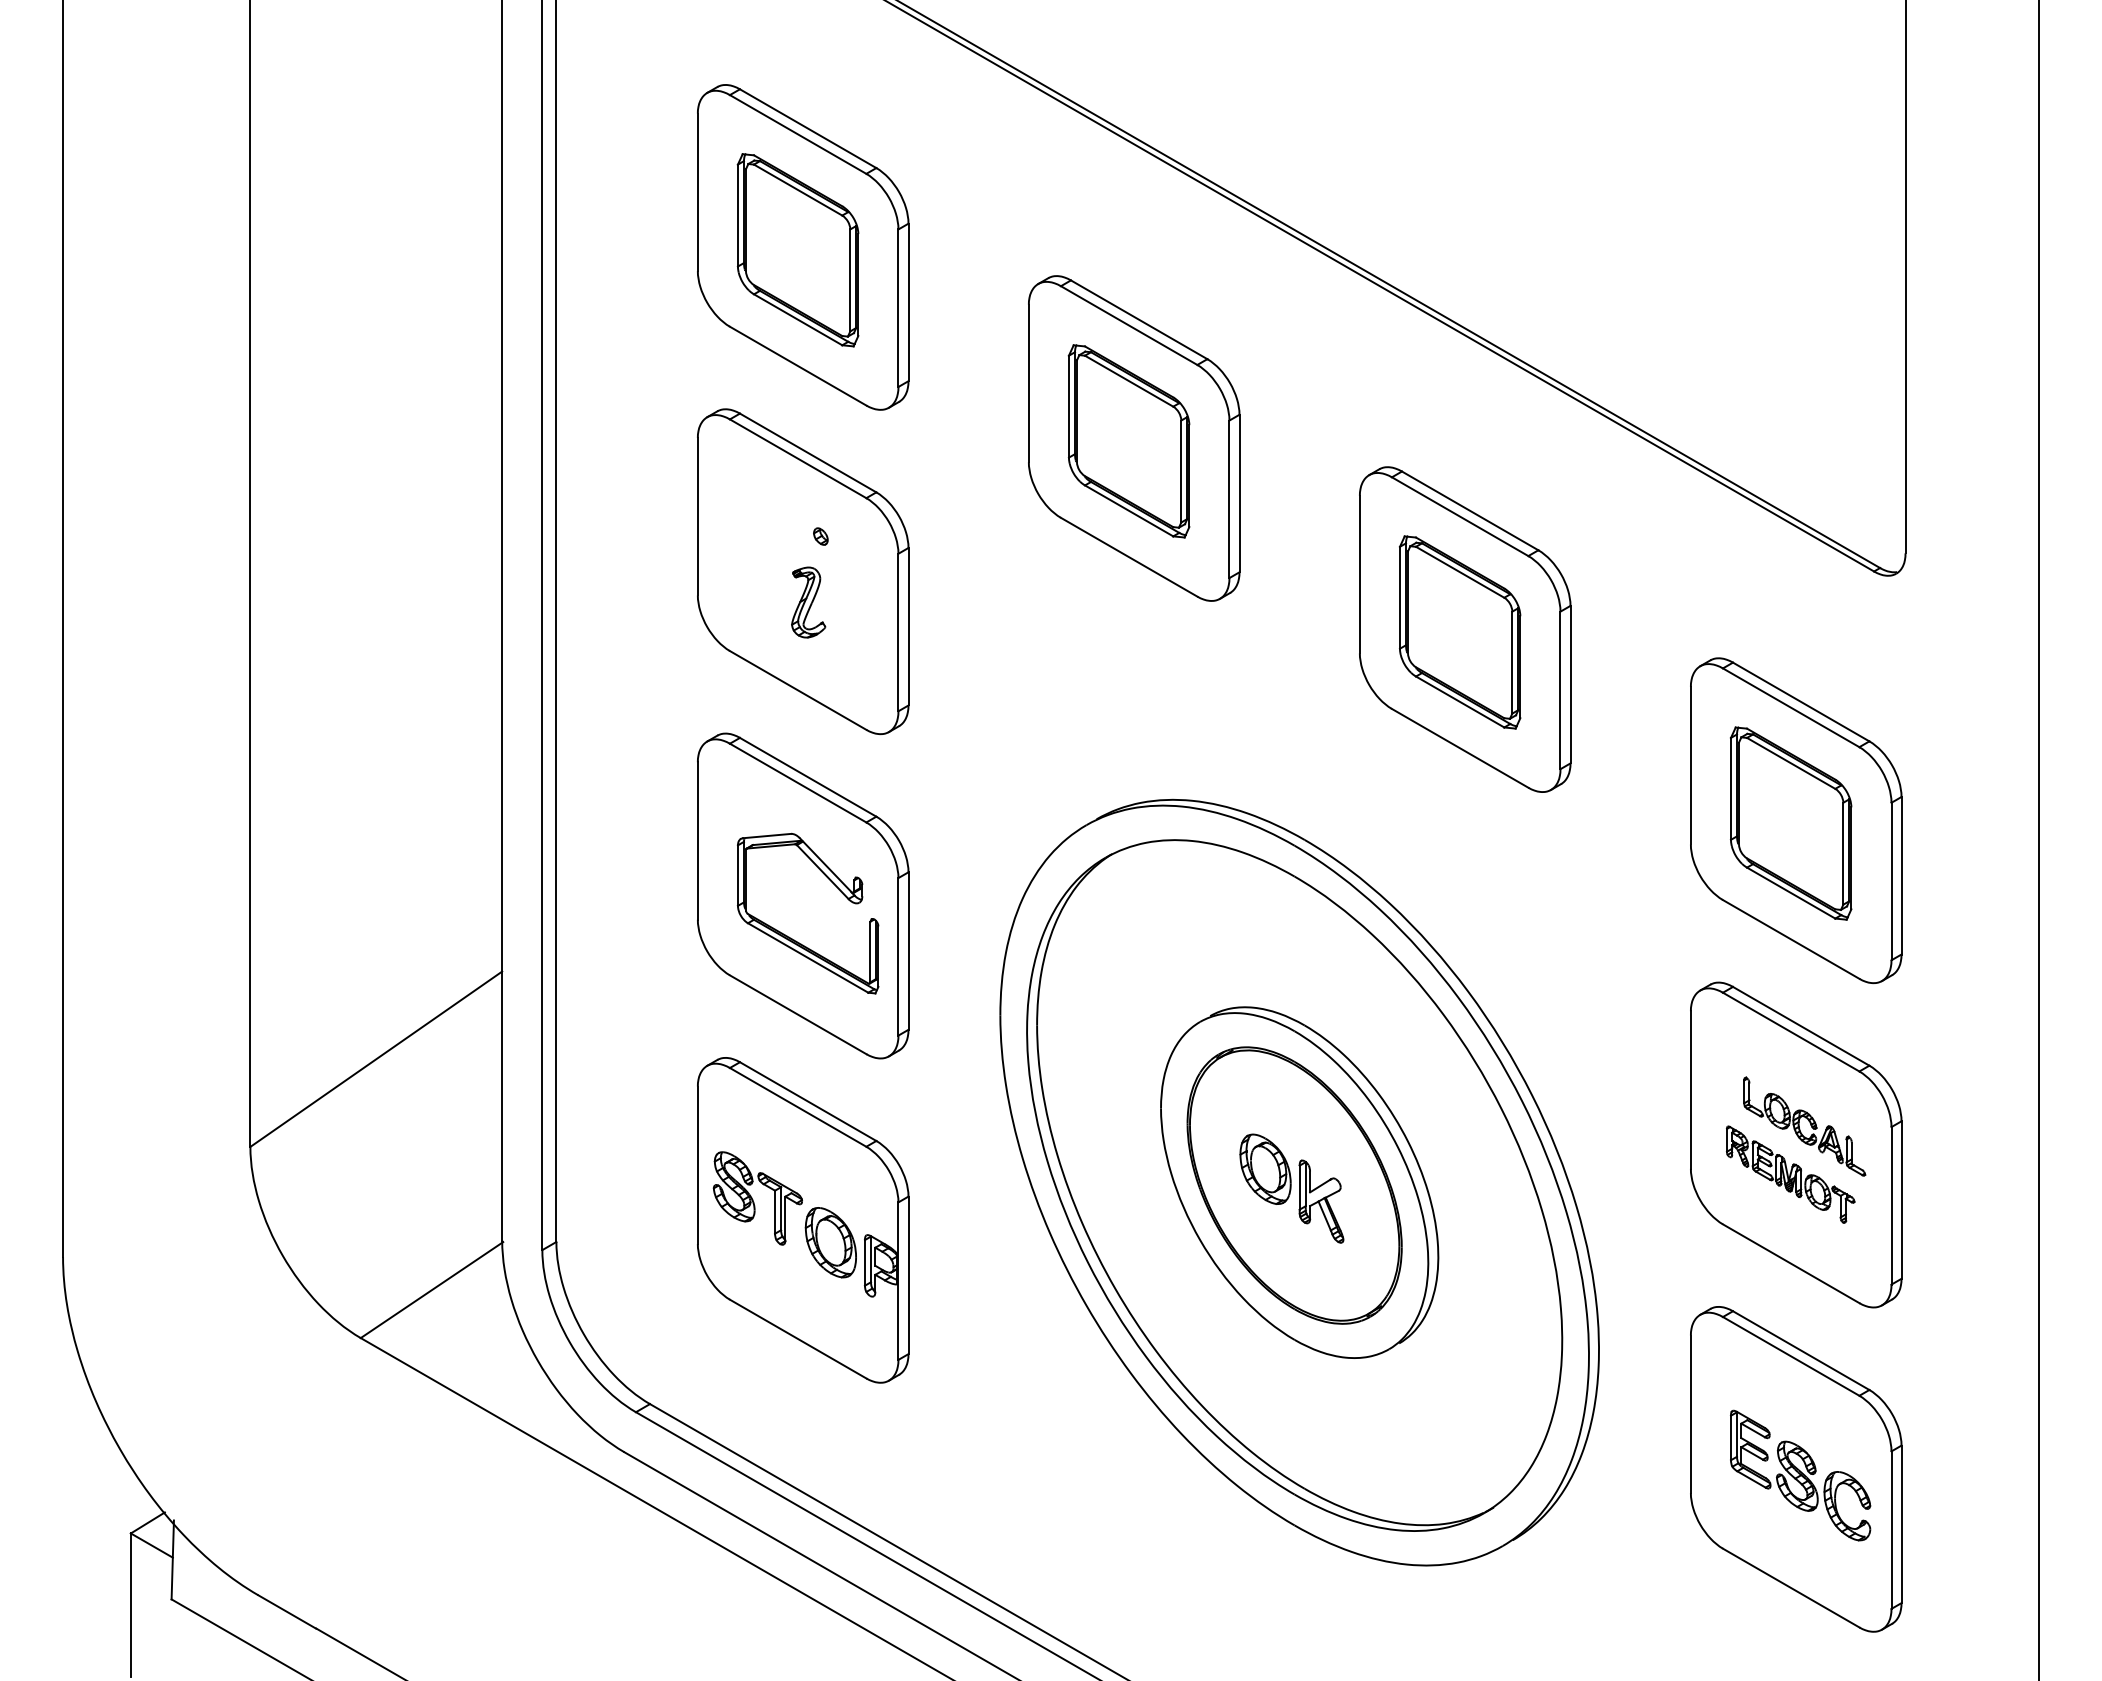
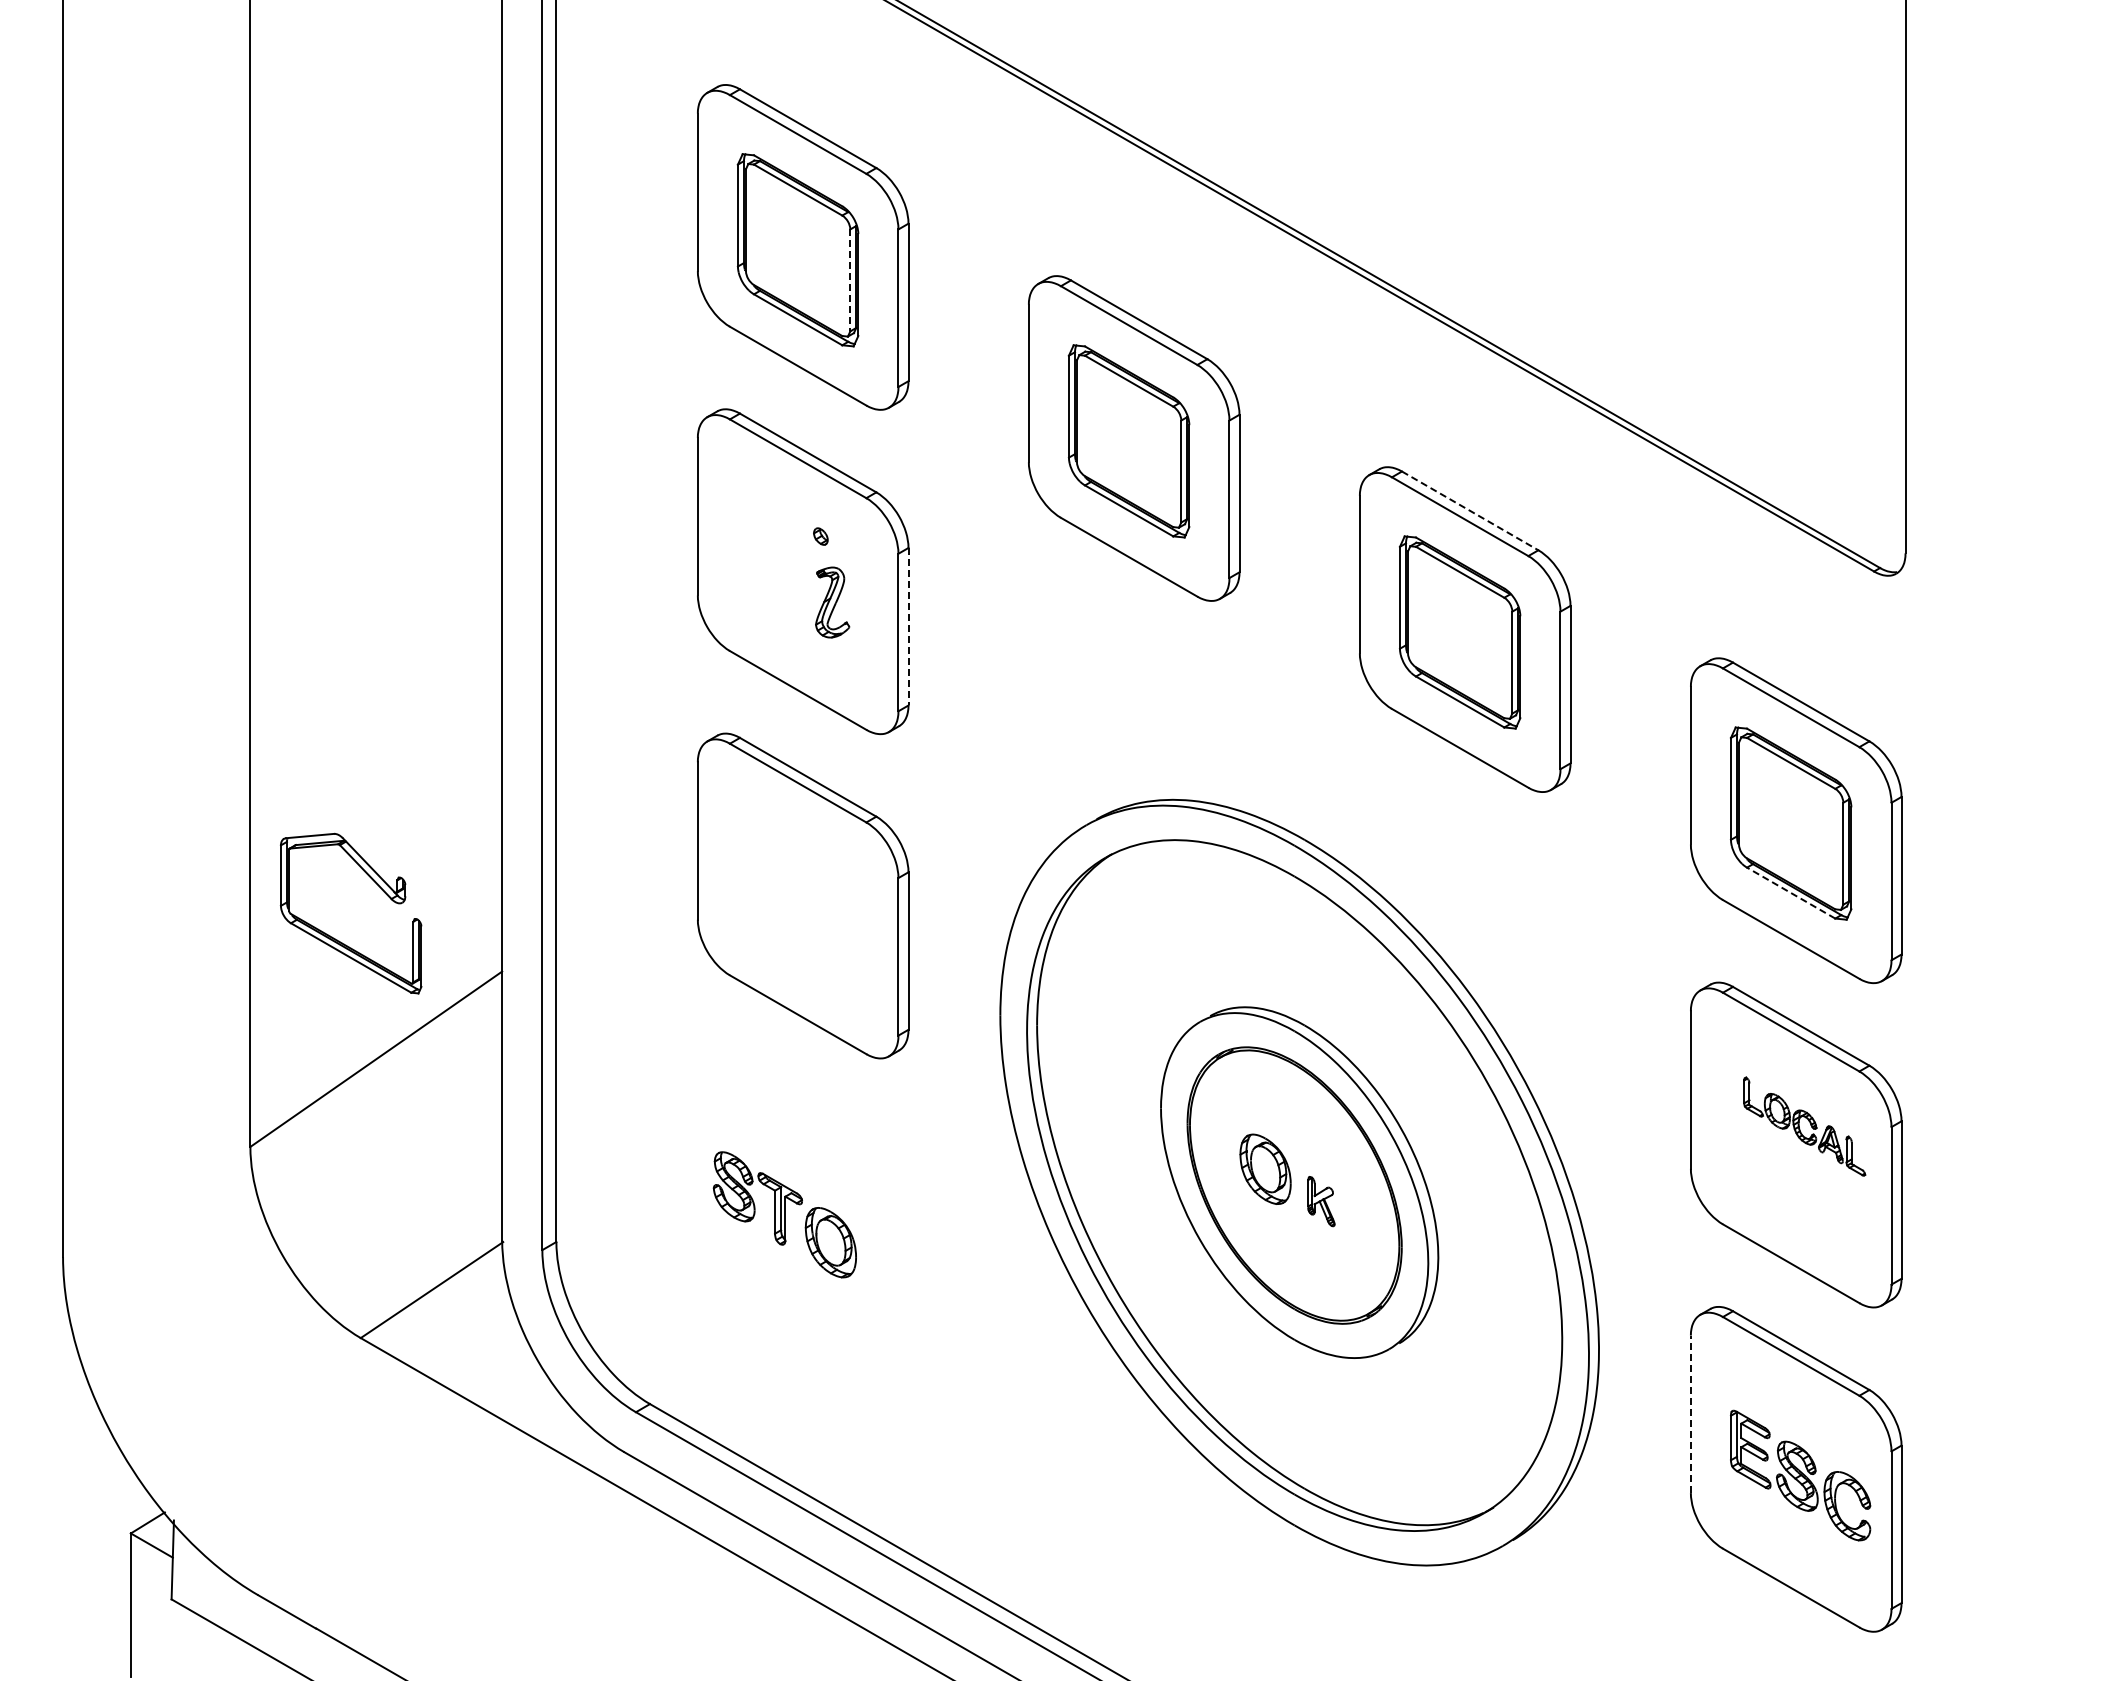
line: solid -> dashed (850, 280)
line: solid -> dashed (1470, 510)
part position: (808, 602) -> (832, 602) (832, 602)
line: solid -> dashed (908, 626)
line: present -> none (2038, 839)
line: solid -> dashed (1791, 893)
part position: (794, 939) -> (337, 939) (337, 939)
part: present -> none (1790, 1174)
part size: 47x85 px -> 29x52 px (1321, 1201)
part: present -> none (803, 1220)
line: solid -> dashed (1690, 1414)
